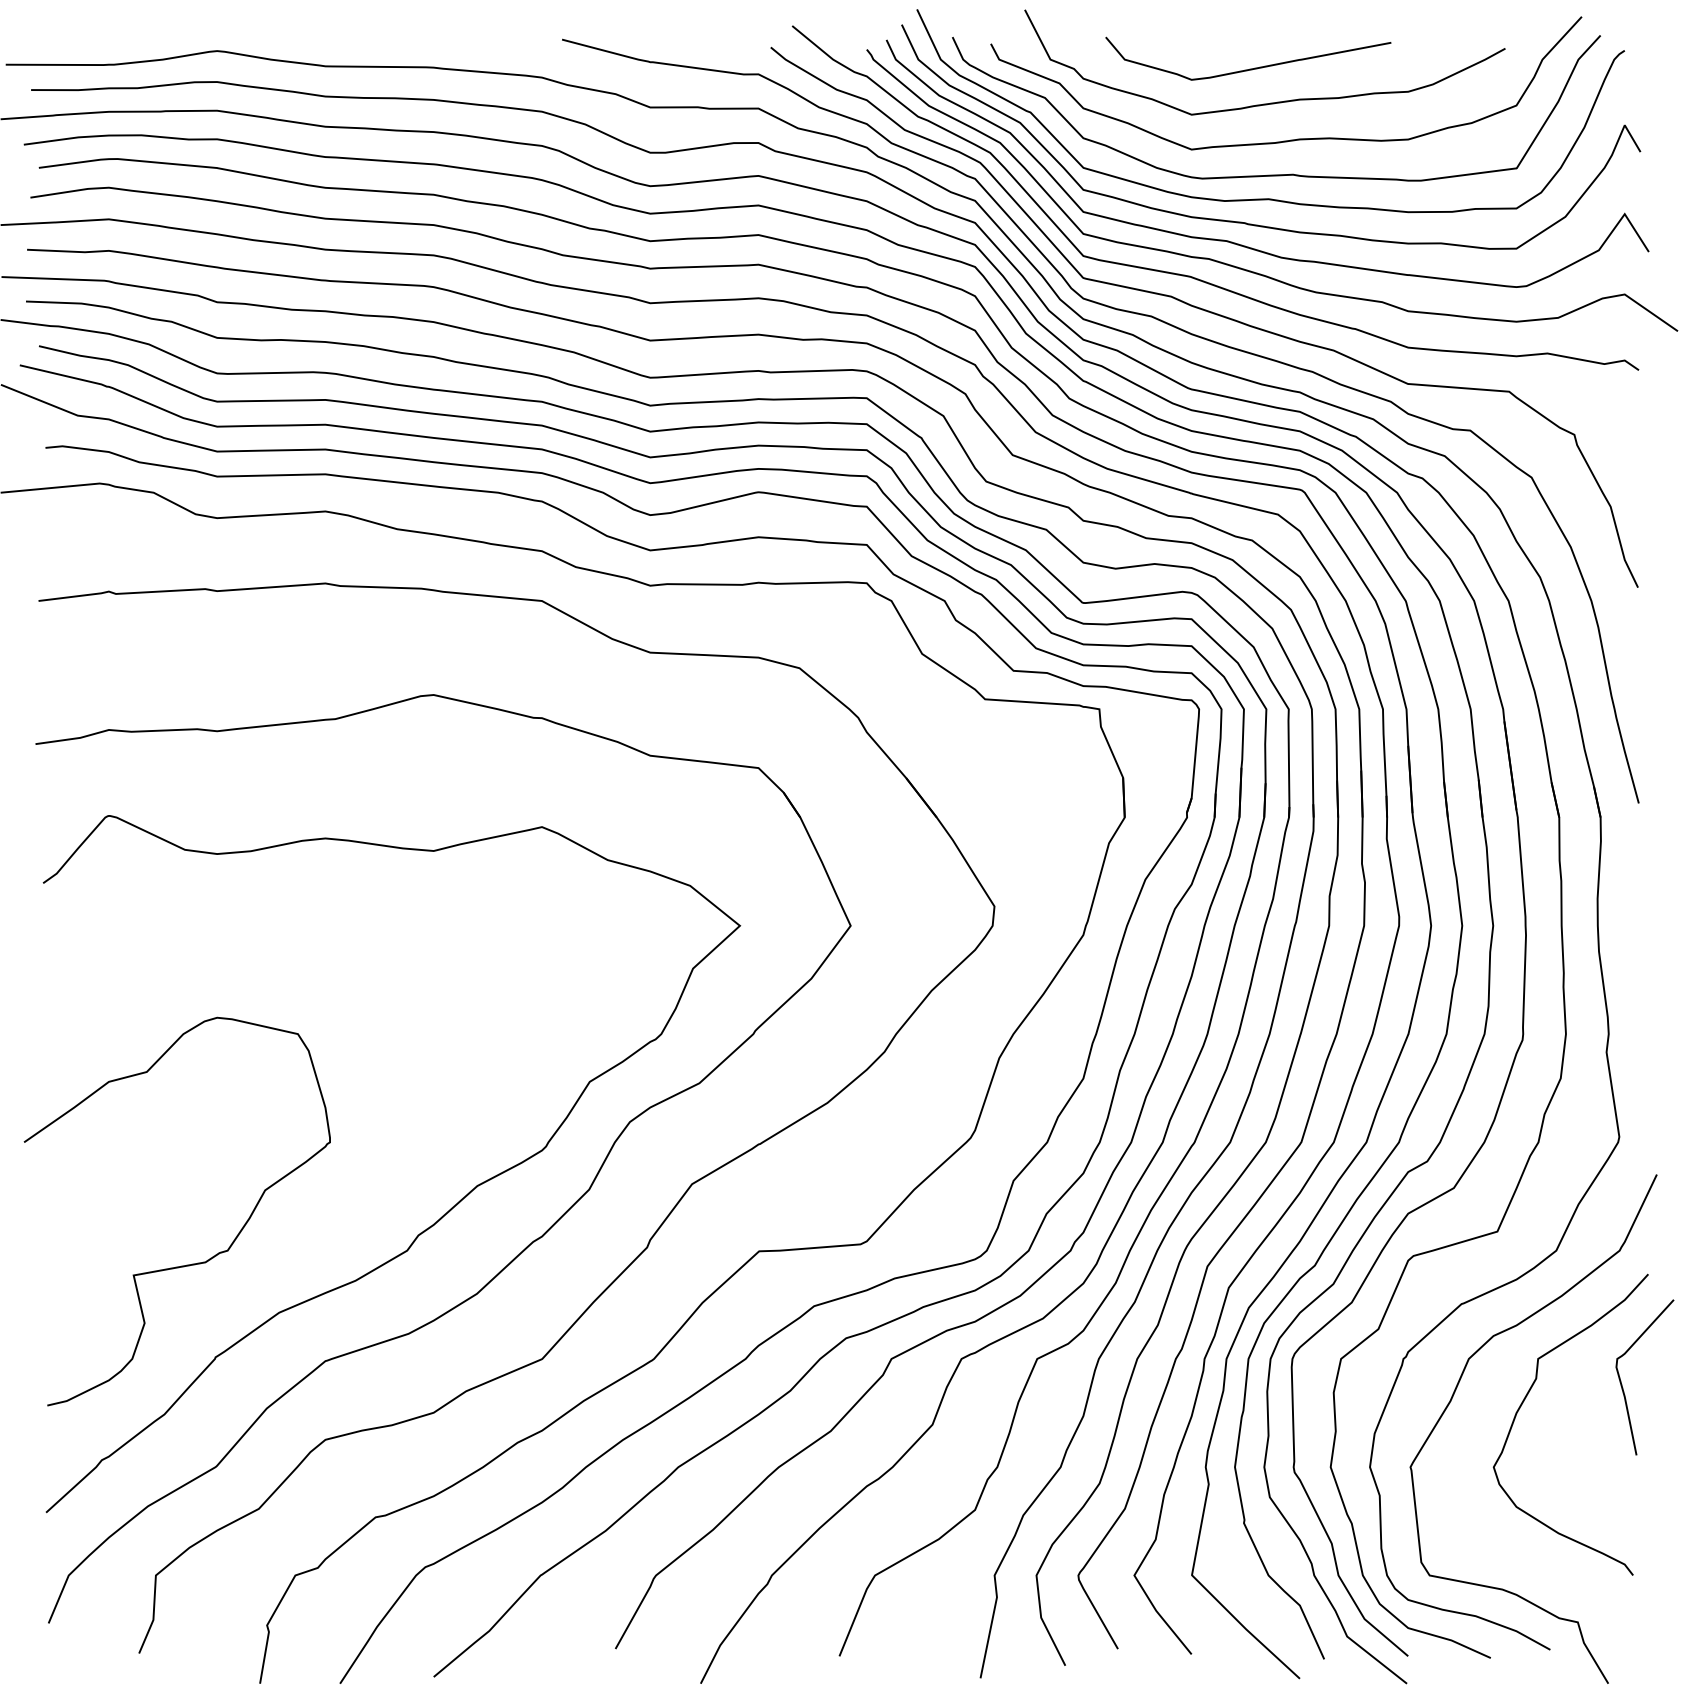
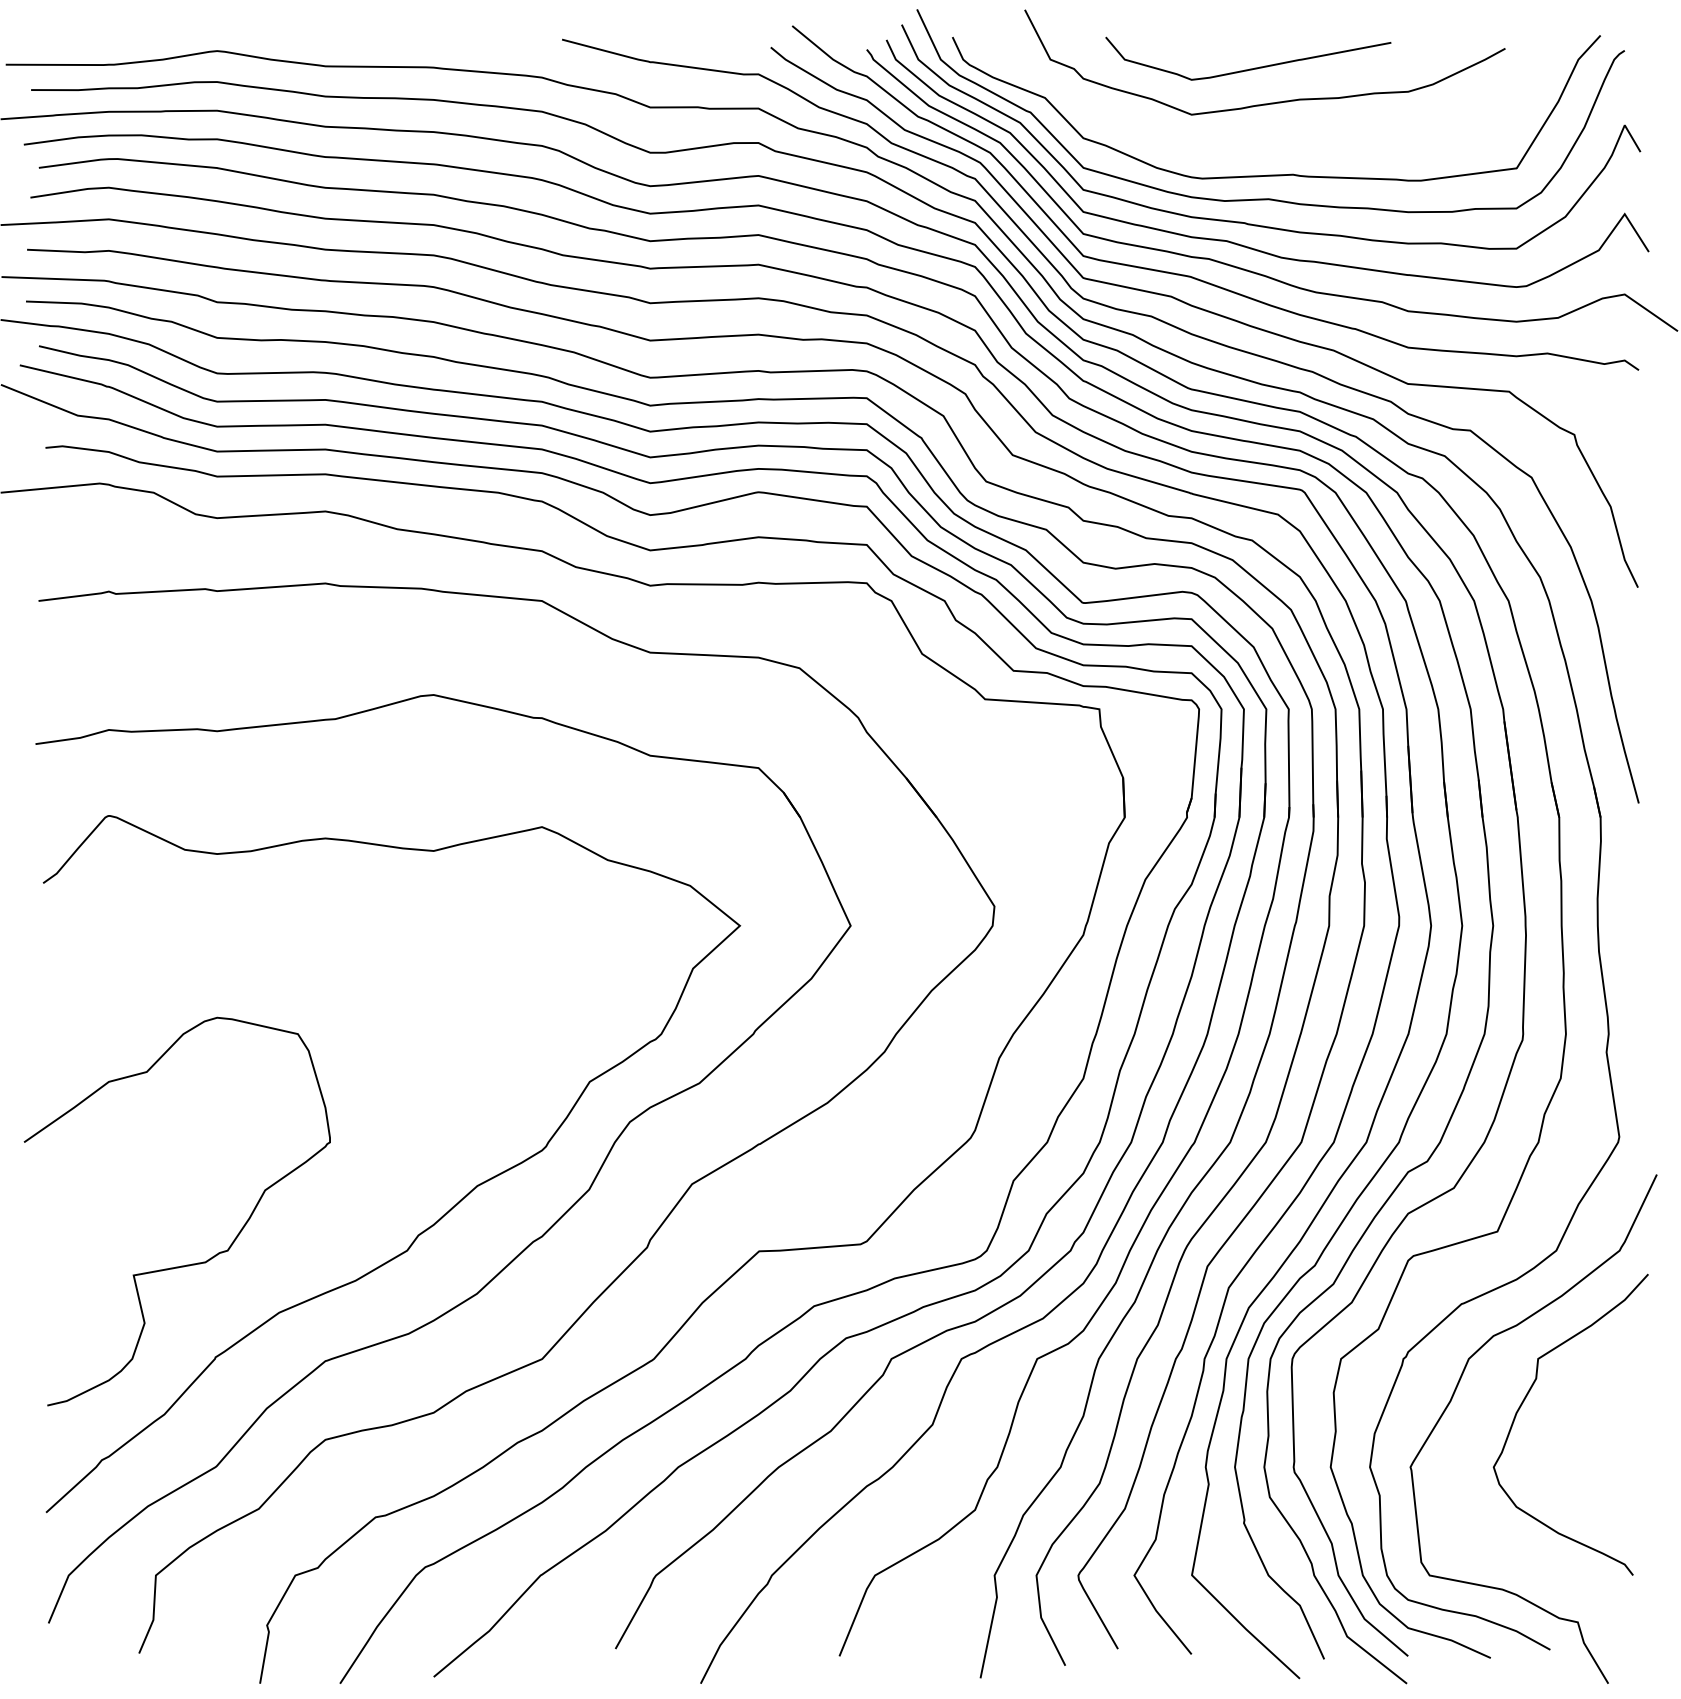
curve: present -> none (1297, 138)
curve: present -> none (1622, 1384)
